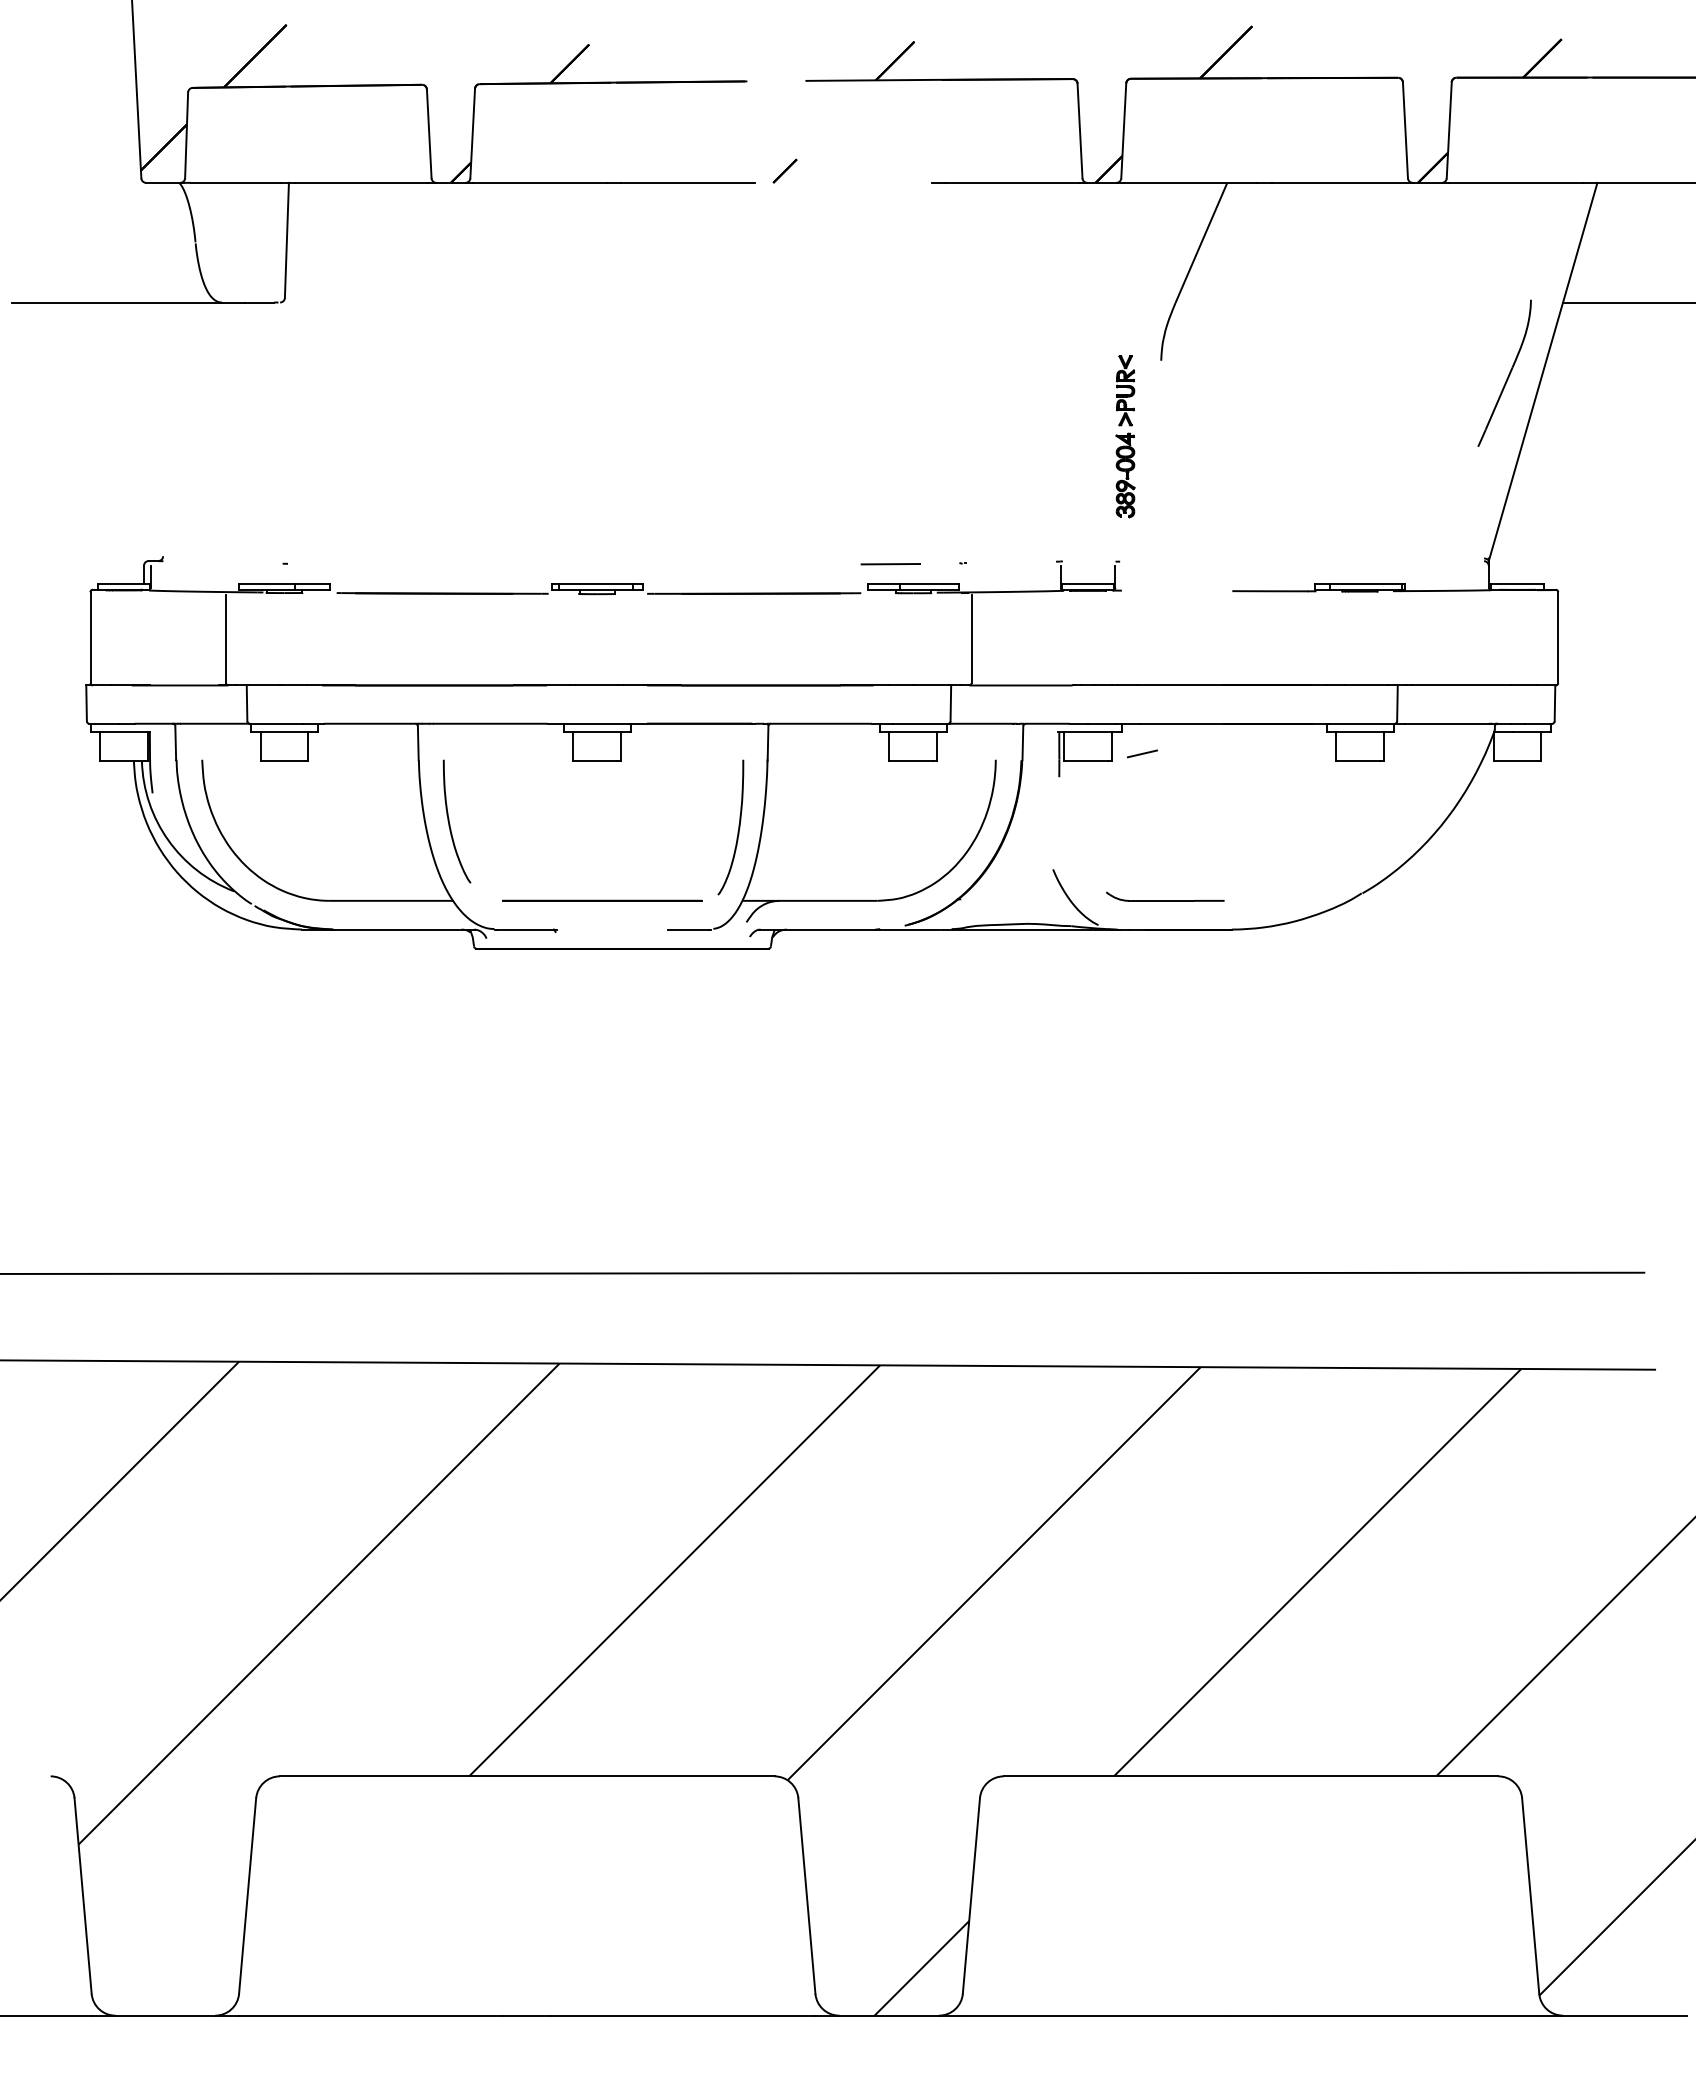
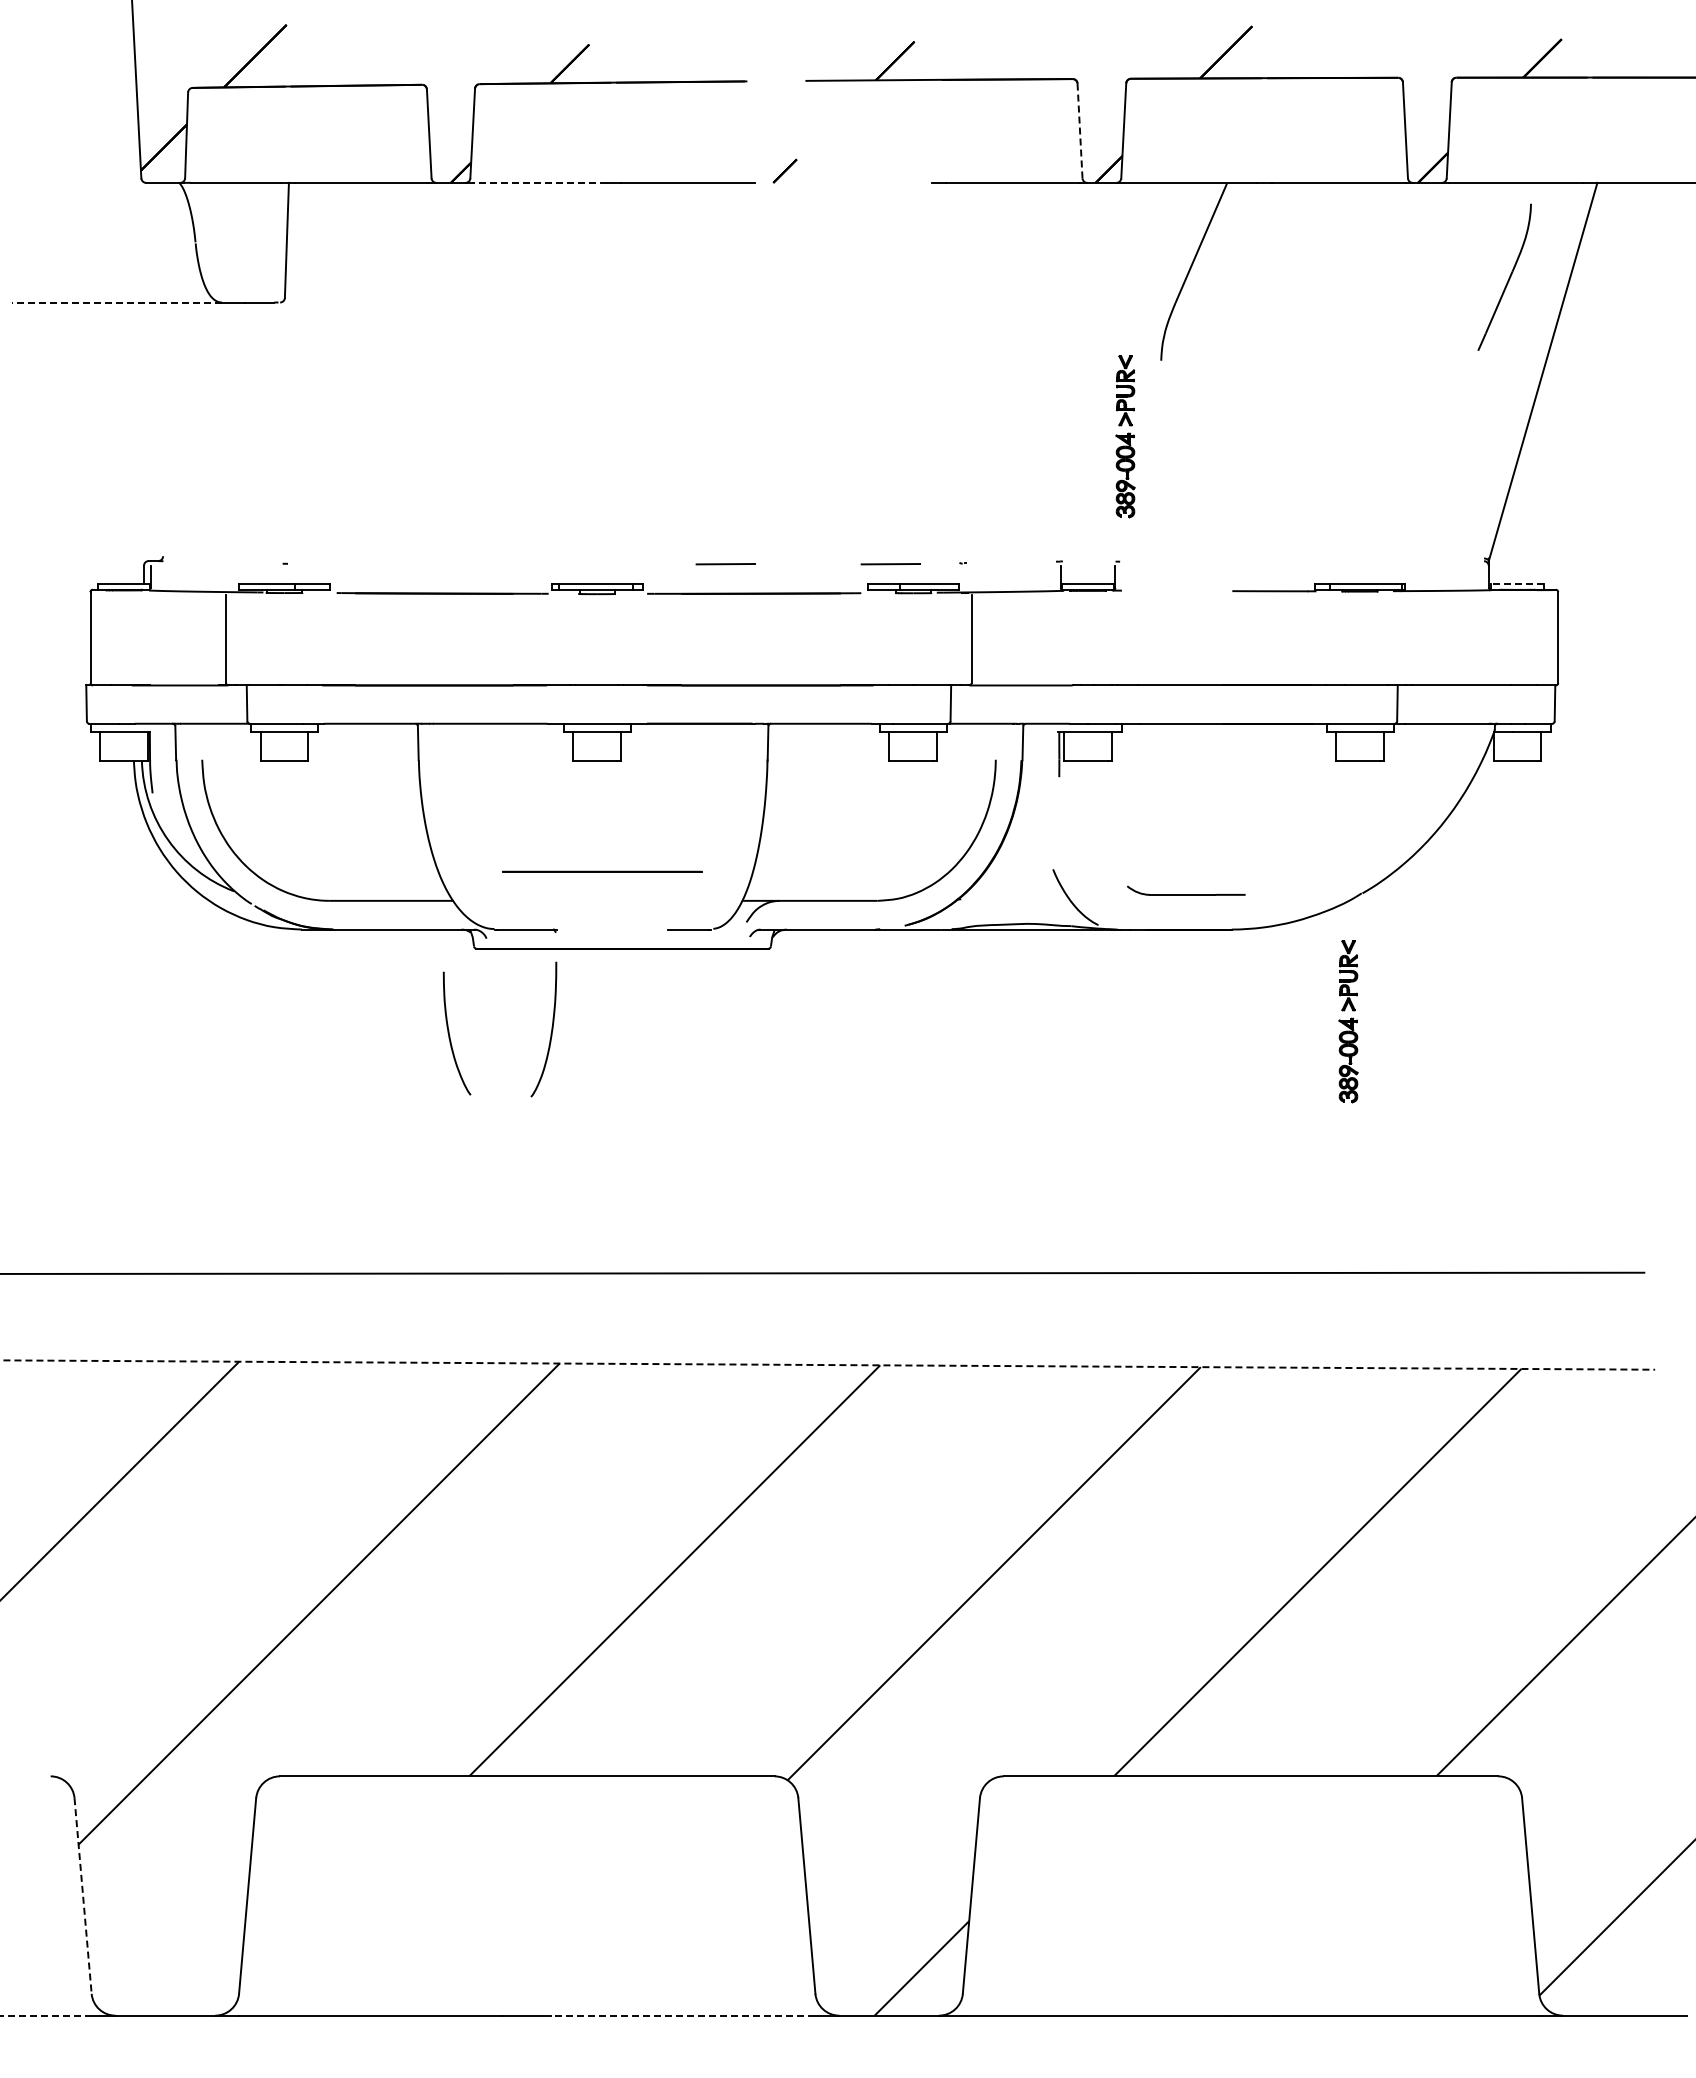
line: solid -> dashed (1080, 131)
line: solid -> dashed (539, 182)
line: solid -> dashed (116, 302)
line: present -> none (1627, 302)
part position: (1504, 372) -> (1504, 276) (1504, 276)
line: none -> present (725, 564)
line: solid -> dashed (1517, 584)
line: present -> none (1142, 753)
curve position: (450, 824) -> (450, 1036) (450, 1036)
curve position: (738, 827) -> (551, 1029) (551, 1029)
part position: (1165, 896) -> (1186, 890) (1186, 890)
line position: (602, 900) -> (602, 871) (602, 871)
part: none -> present (1348, 1021)
line: solid -> dashed (828, 1365)
line: solid -> dashed (83, 1896)
line: solid -> dashed (45, 2015)
line: solid -> dashed (682, 2015)
